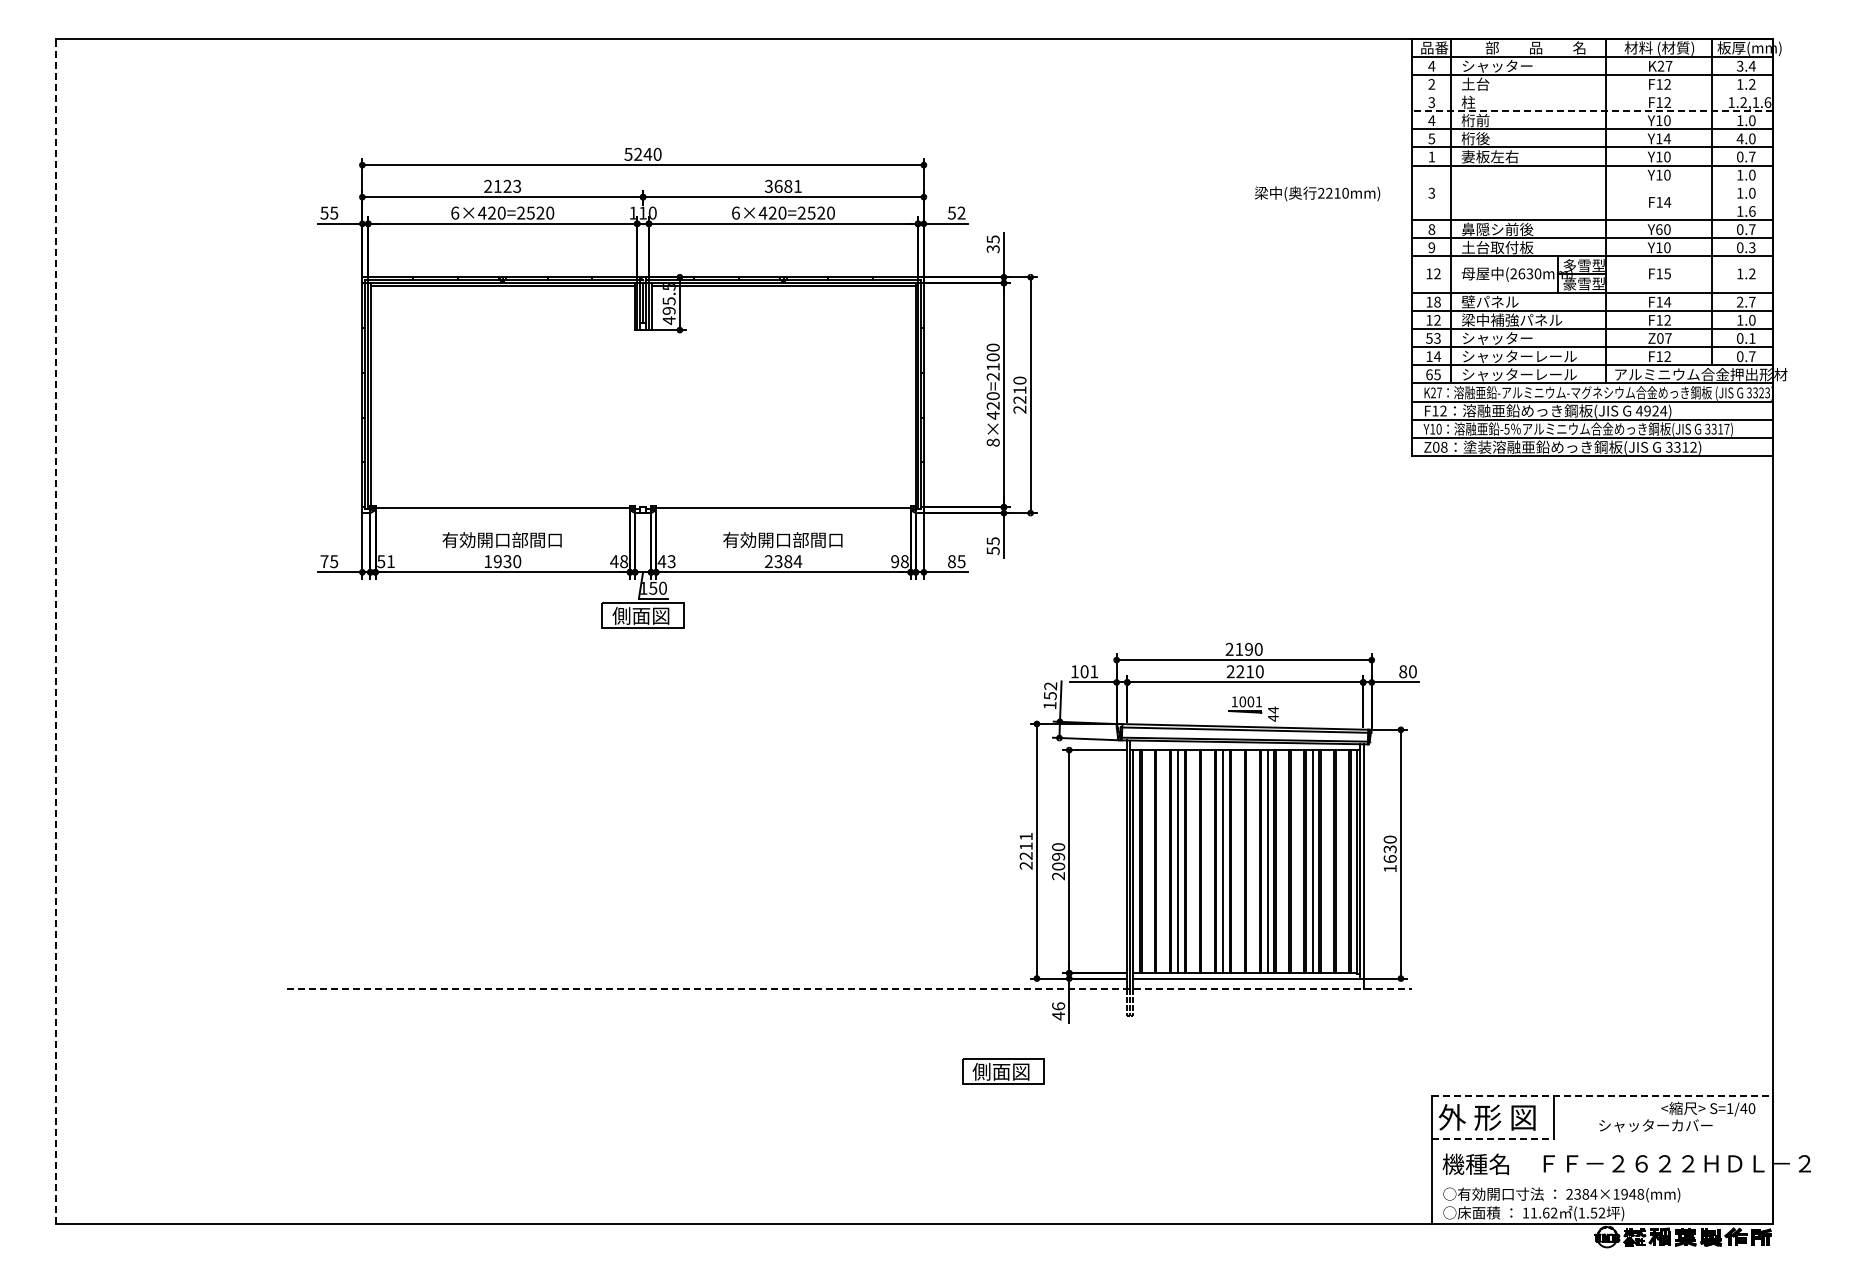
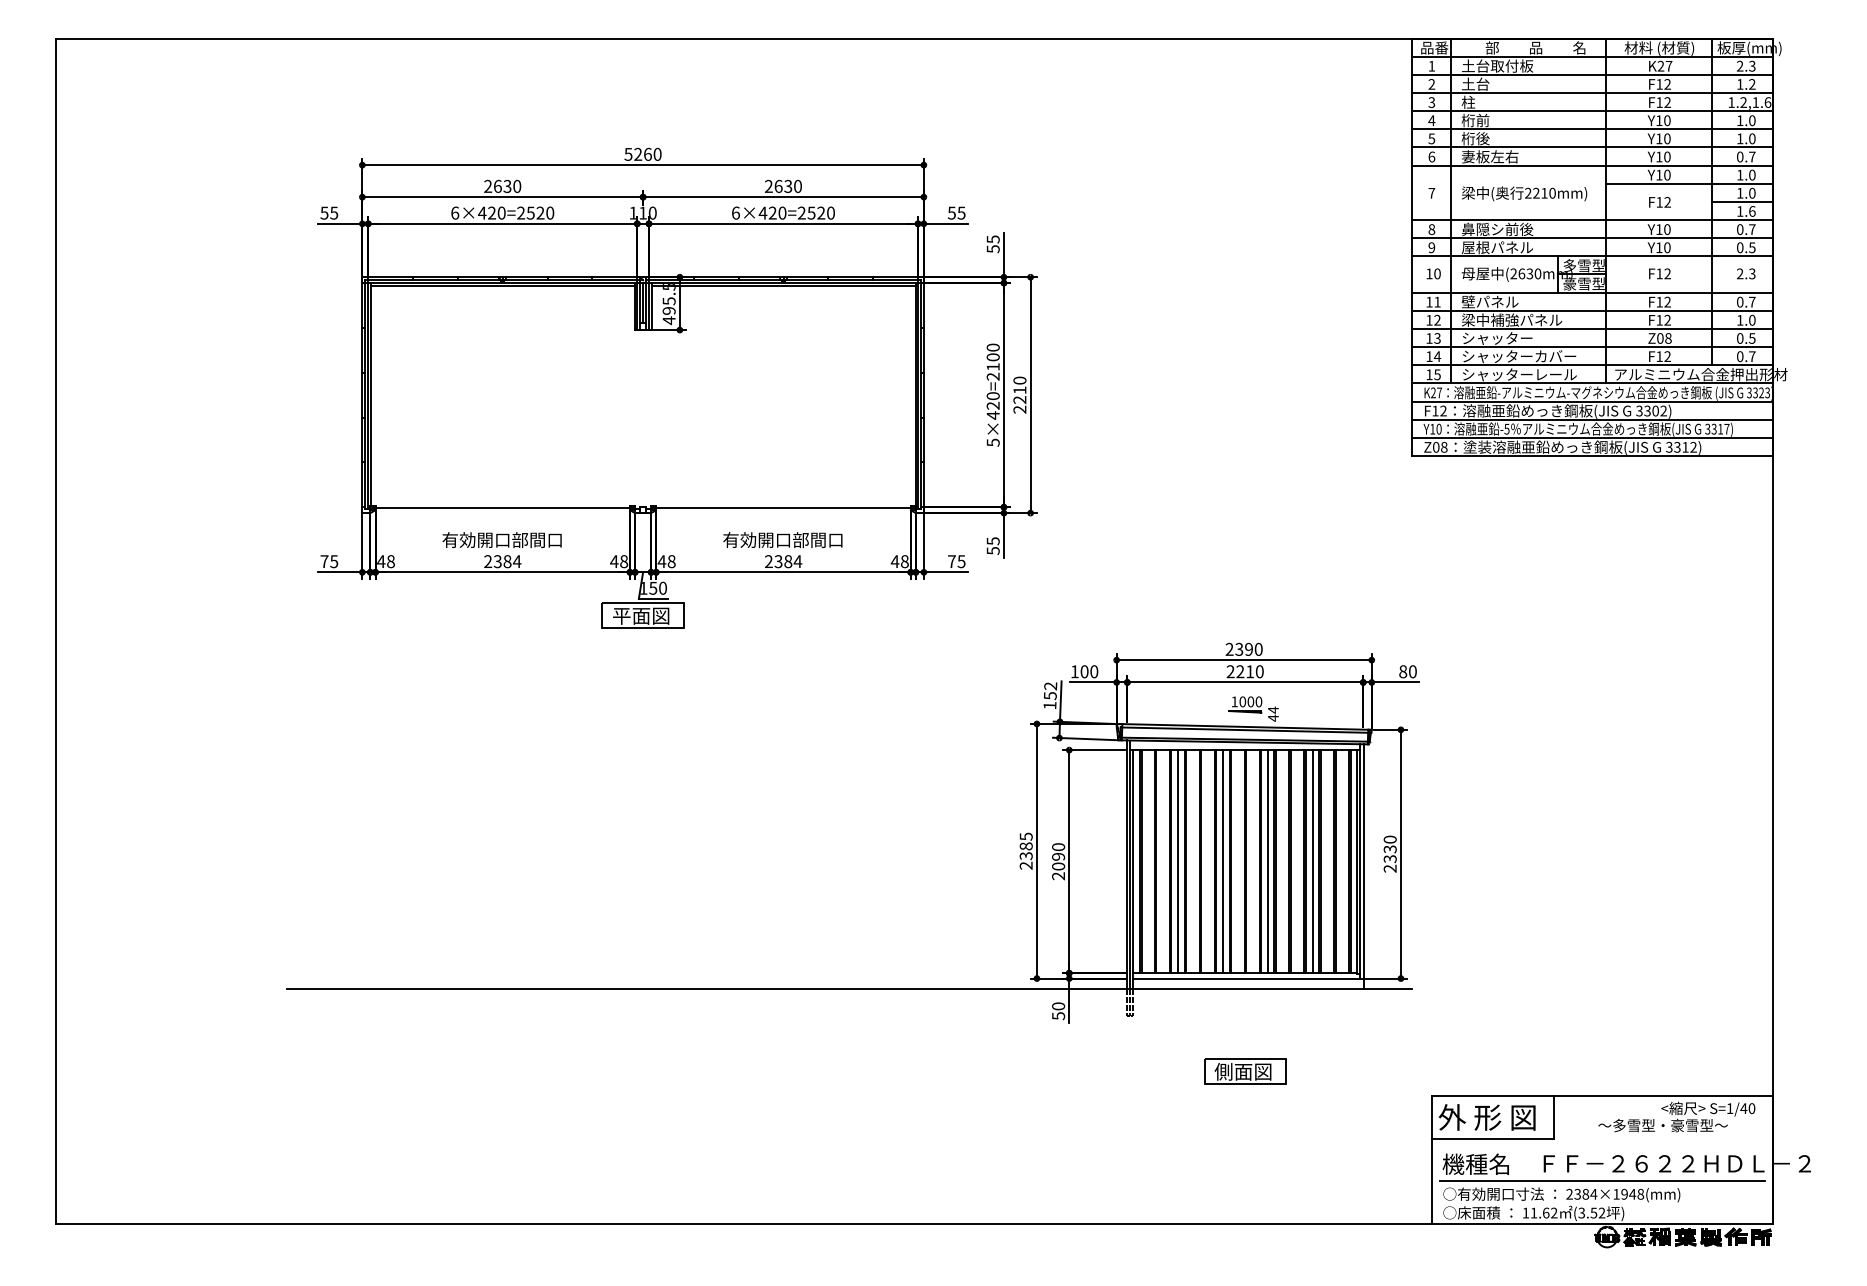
text: シャッター -> 土台取付板 (1497, 65)
text: 3.4 -> 2.3 (1745, 65)
text: 4 -> 1 (1431, 66)
line: none -> present (1592, 93)
line: dashed -> solid (1592, 111)
text: Y14 -> Y10 (1666, 138)
text: 4.0 -> 1.0 (1739, 138)
text: 5240 -> 5260 (647, 153)
text: 1 -> 6 (1431, 156)
line: none -> present (1689, 183)
text: 2123 -> 2630 (507, 185)
text: 3681 -> 2630 (782, 185)
text: 3 -> 7 (1431, 192)
text position: (1317, 193) -> (1524, 193) (1524, 193)
text: F14 -> F12 (1667, 201)
line: none -> present (1742, 201)
text: 52 -> 55 (961, 212)
text: Y60 -> Y10 (1659, 229)
text: 土台取付板 -> 屋根パネル (1497, 247)
text: 0.3 -> 0.5 (1752, 247)
text: 35 -> 55 (992, 248)
text: 12 -> 10 (1437, 273)
text: F15 -> F12 (1667, 273)
text: 1.2 -> 2.3 (1746, 273)
text: 18 -> 11 (1437, 301)
text: F14 -> F12 (1667, 301)
text: 2.7 -> 0.7 (1740, 302)
text: 53 -> 13 (1429, 338)
text: Z07 -> Z08 (1668, 338)
text: 0.1 -> 0.5 (1752, 338)
text: シャッターレール -> シャッターカバー (1555, 356)
text: 65 -> 15 (1429, 374)
text: 4924) -> 3302) (1651, 410)
text: 8×420=2100 -> 5×420=2100 (992, 442)
text: 51 -> 48 (385, 561)
text: 1930 -> 2384 (502, 561)
text: 43 -> 48 (671, 561)
text: 98 -> 48 (894, 561)
text: 85 -> 75 (951, 561)
text: 側面図 -> 平面図 (621, 615)
line: dashed -> solid (56, 631)
text: 2190 -> 2390 (1239, 648)
text: 101 -> 100 (1094, 671)
text: 1001 -> 1000 (1258, 701)
text: 2211 -> 2385 (1025, 846)
text: 1630 -> 2330 (1389, 863)
line: dashed -> solid (849, 989)
text: 46 -> 50 (1058, 1011)
part position: (1003, 1071) -> (1245, 1071) (1245, 1071)
line: dashed -> solid (1602, 1095)
text: シャッターカバー -> ～多雪型・豪雪型～ (1662, 1125)
line: dashed -> solid (1493, 1138)
line: none -> present (1602, 1181)
text: (1.52 -> (3.52 (1581, 1212)
